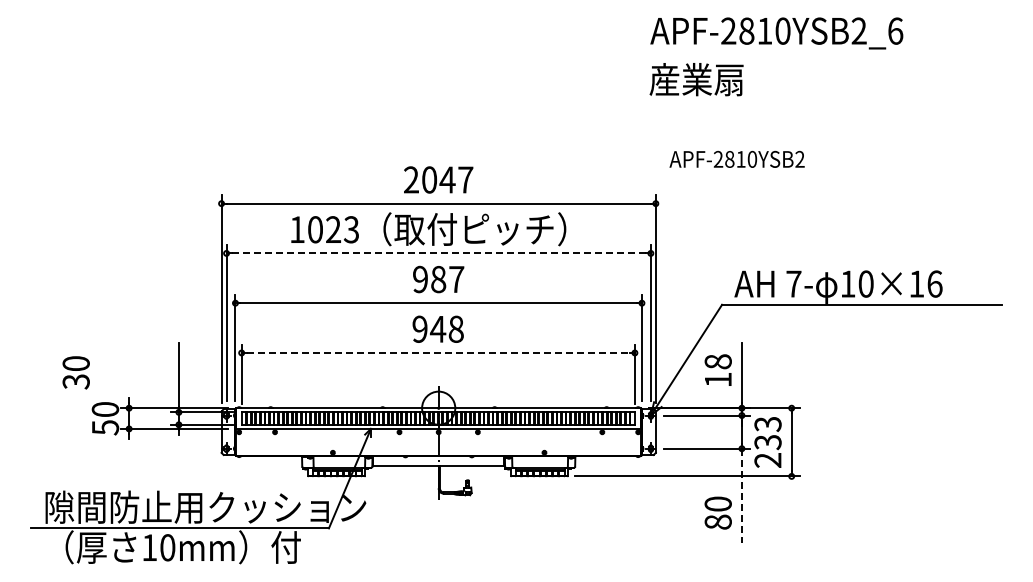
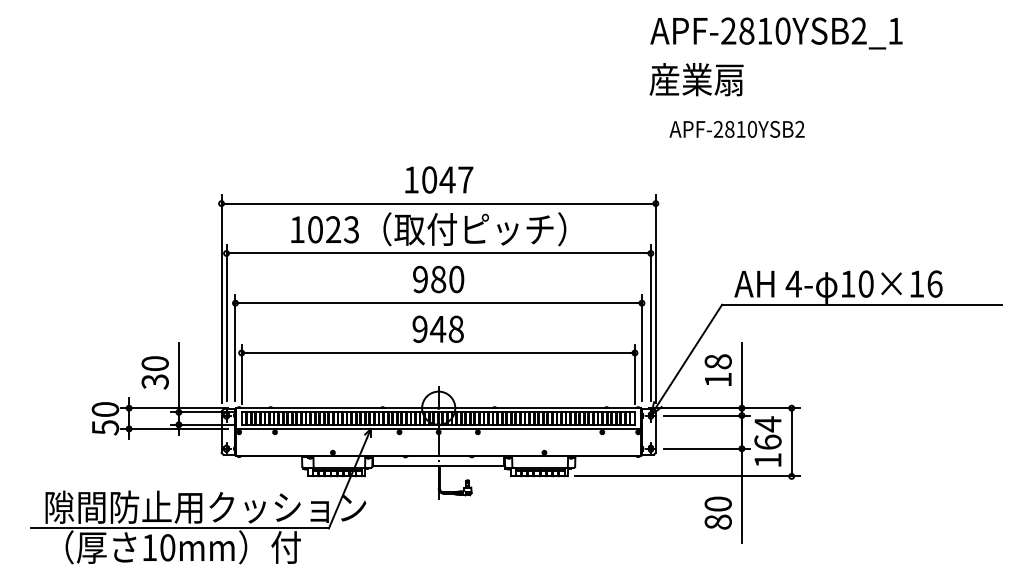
text: APF-2810YSB2_6 -> APF-2810YSB2_1 (895, 30)
text position: (736, 158) -> (736, 128) (736, 128)
text: 2047 -> 1047 (411, 179)
line: dashed -> solid (439, 253)
text: 987 -> 980 (456, 279)
text: 7- -> 4- (793, 283)
line: dashed -> solid (438, 352)
text position: (75, 372) -> (154, 372) (154, 372)
text: 233 -> 164 (767, 441)
line: dashed -> solid (741, 496)
